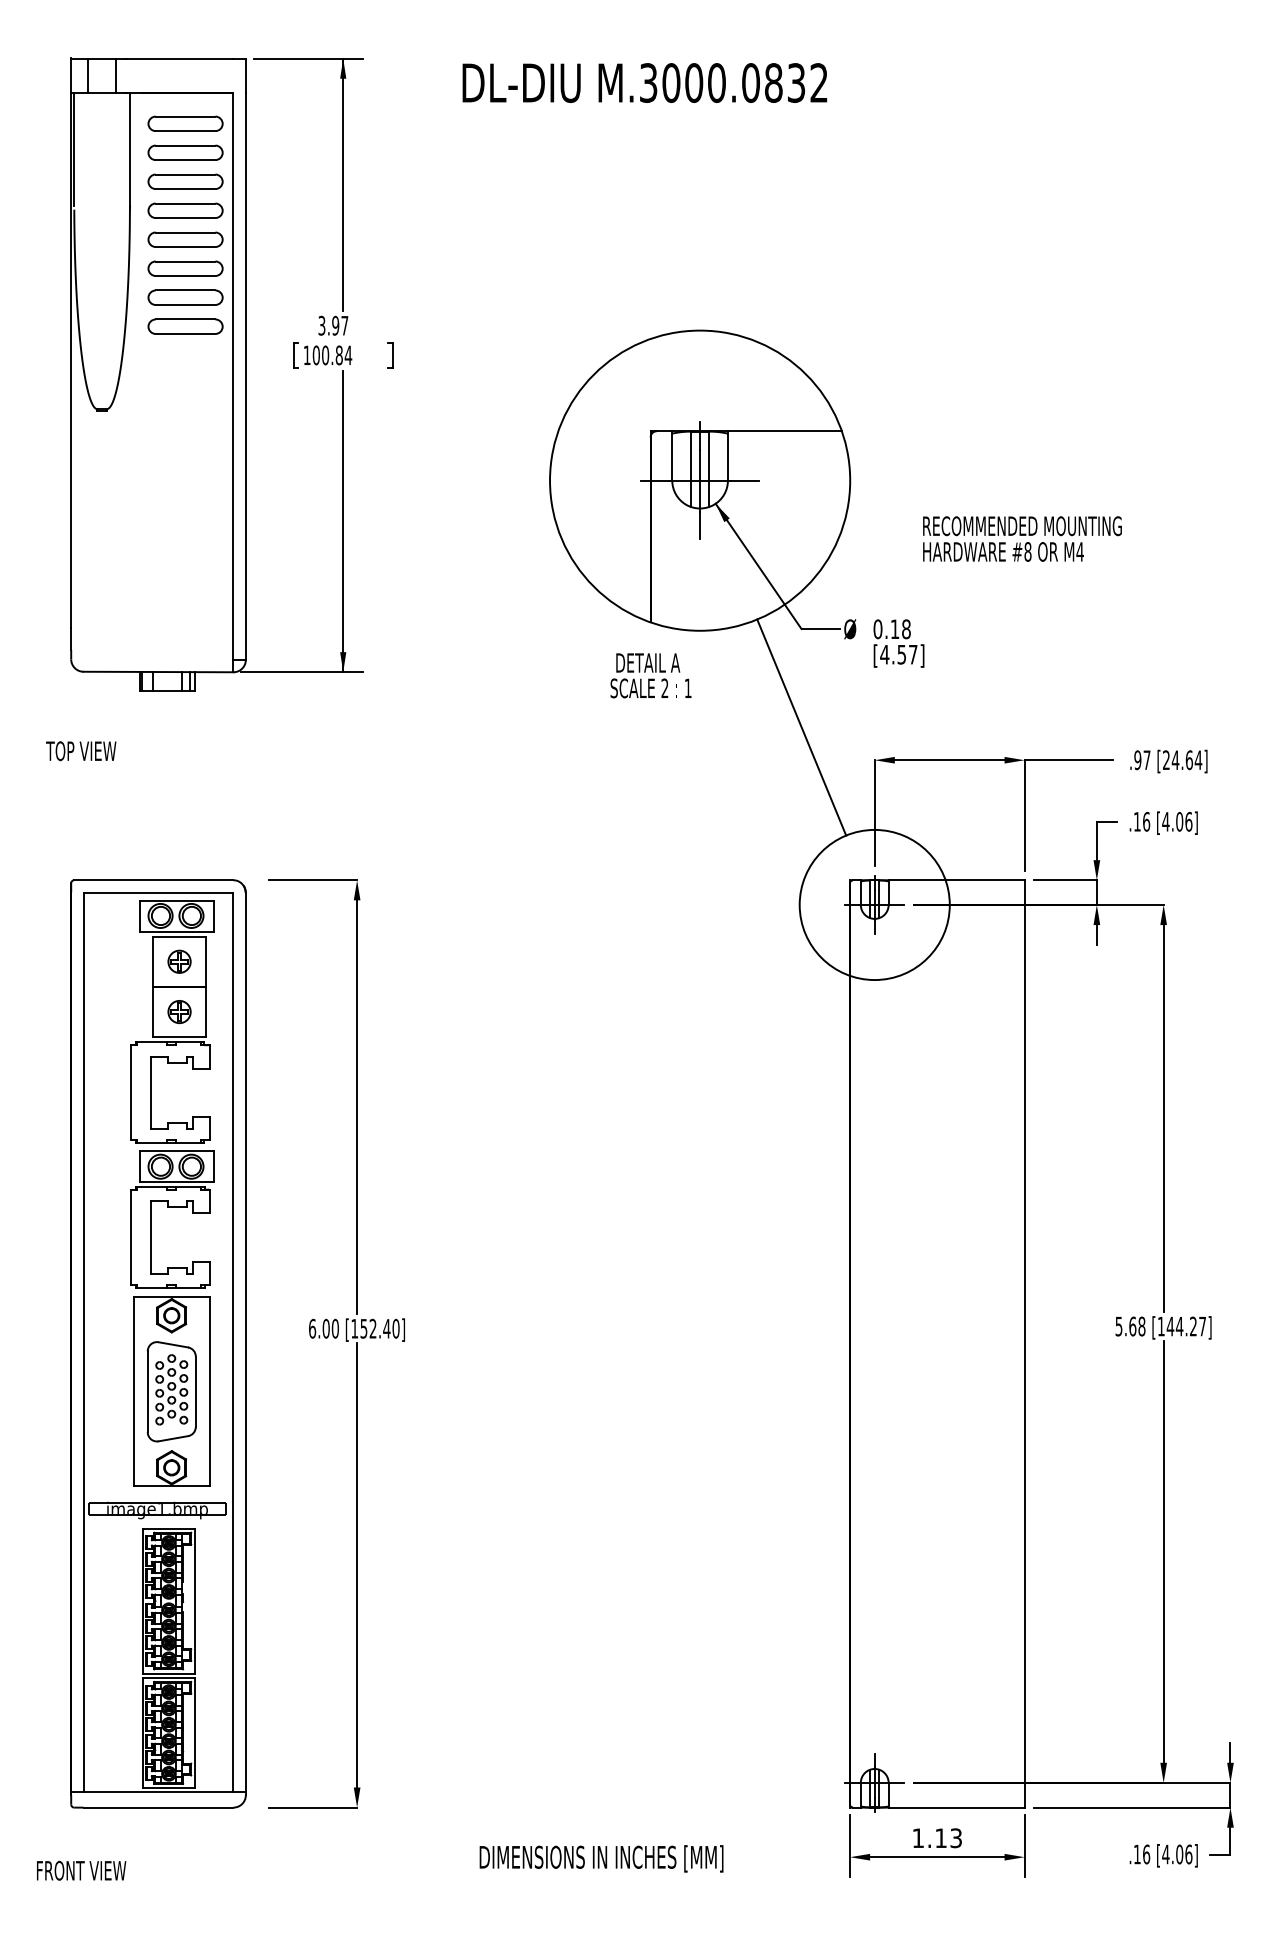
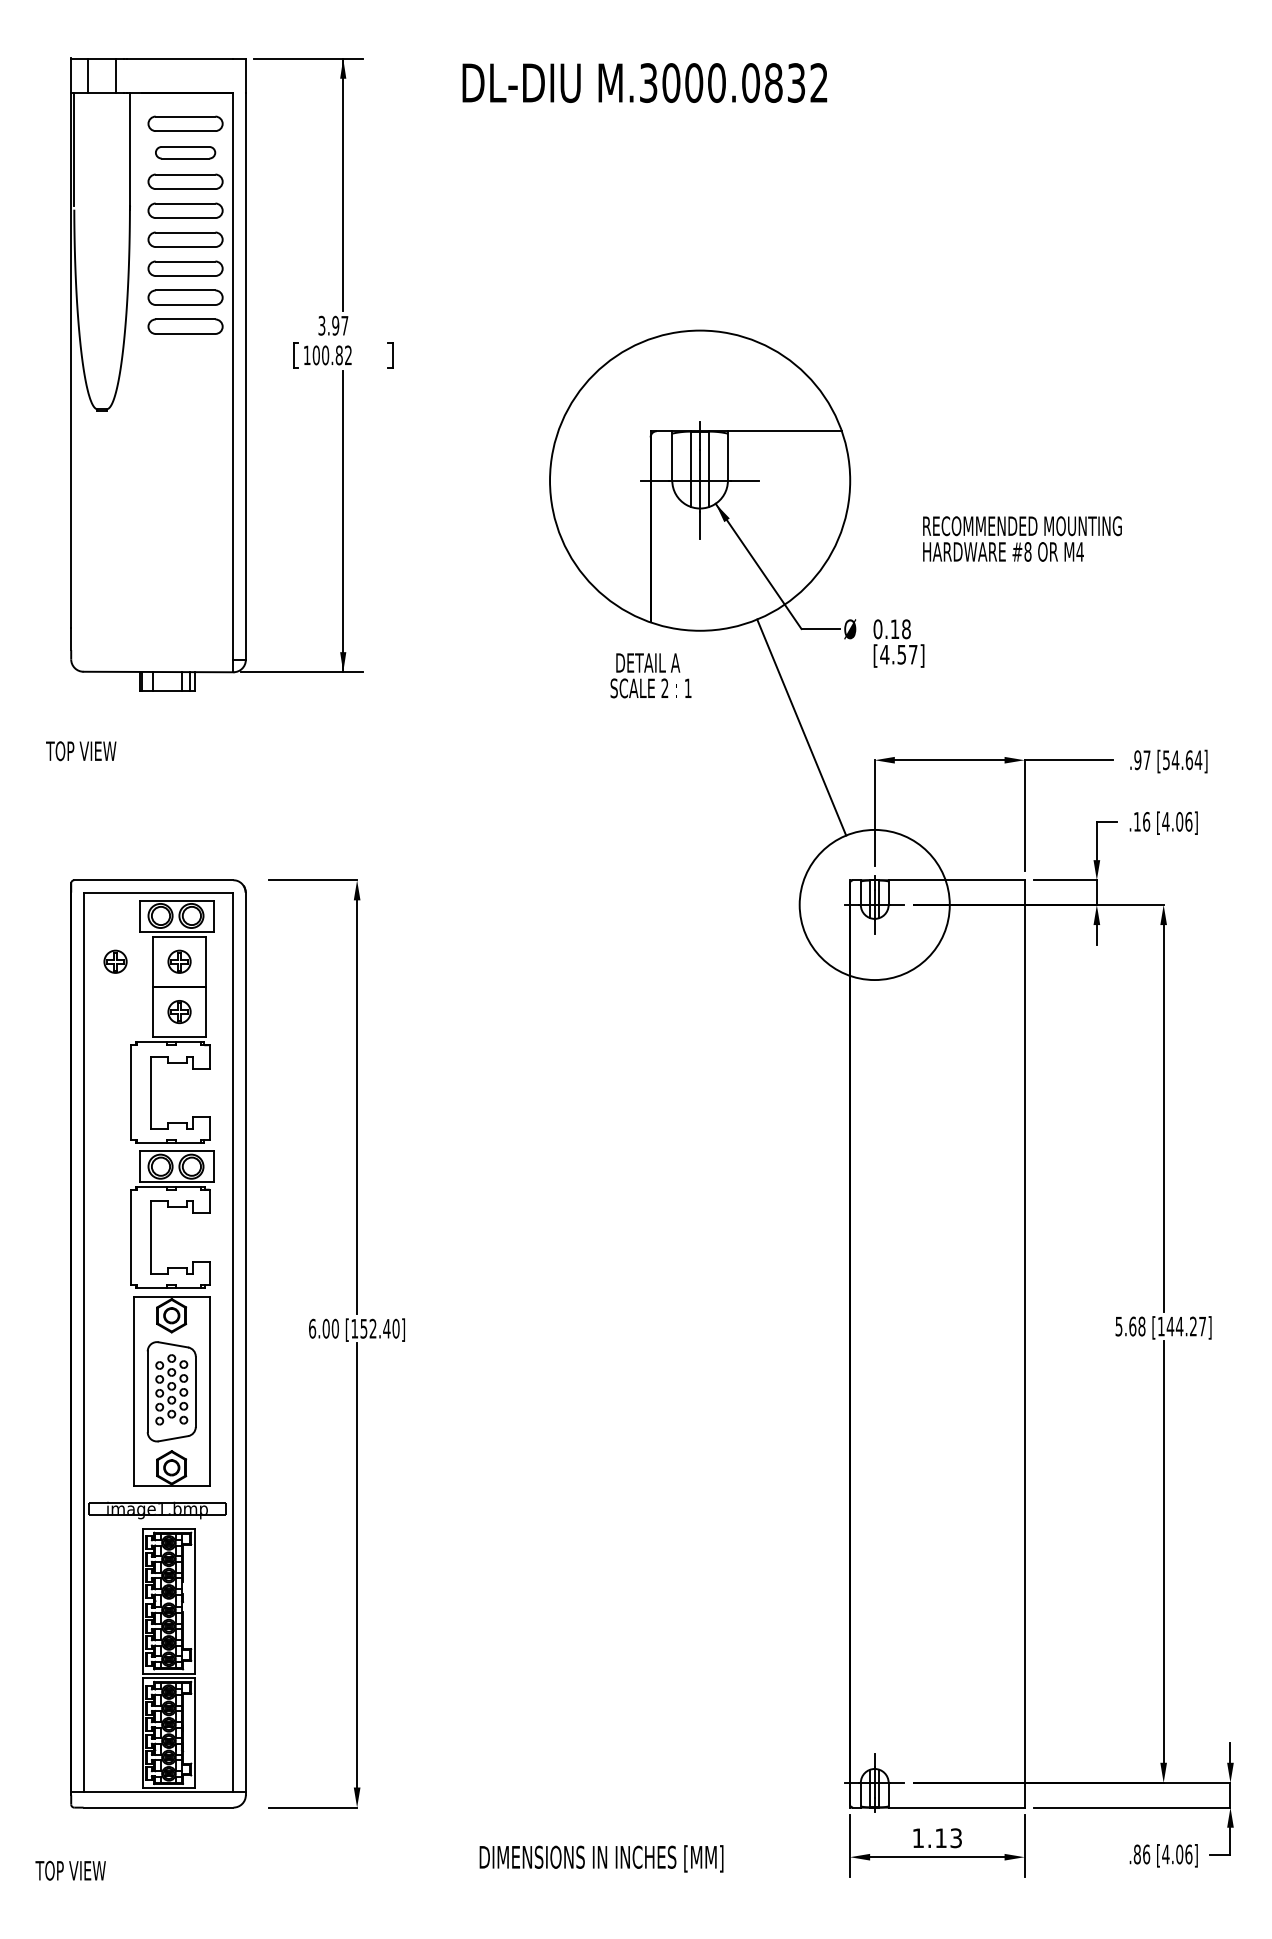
part size: 77x17 px -> 62x14 px (185, 152)
text: 100.84 -> 100.82 (348, 354)
text: [24.64] -> [54.64] (1166, 760)
part: none -> present (115, 961)
text: .16 -> .86 (1136, 1854)
text: FRONT VIEW -> TOP VIEW (80, 1870)
